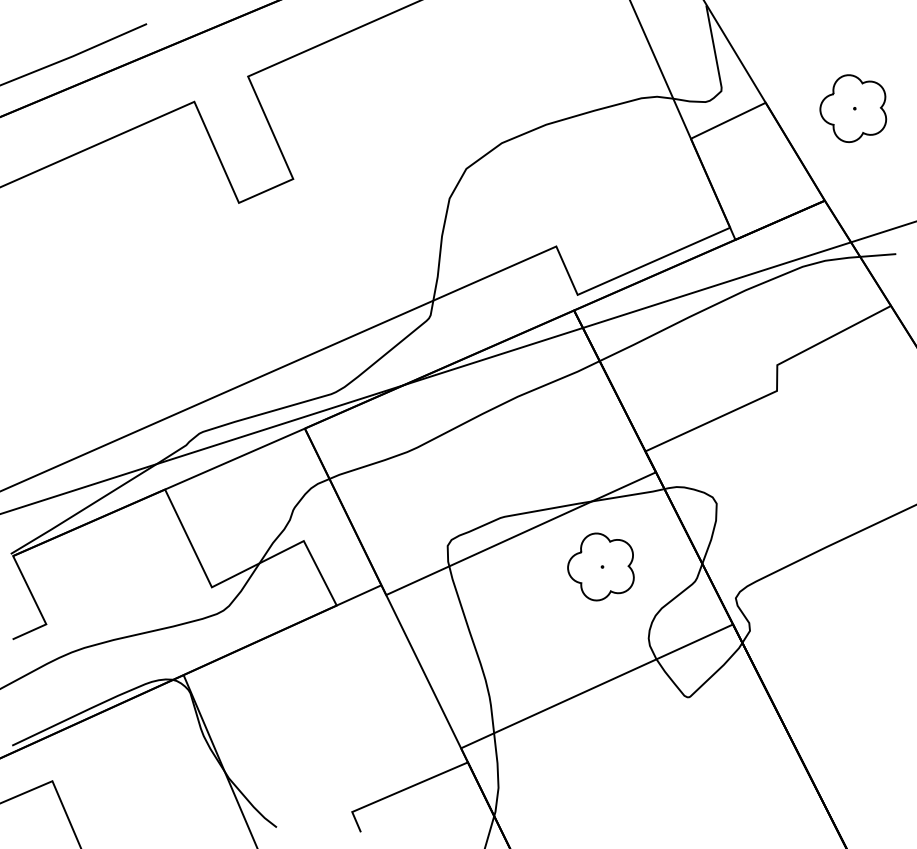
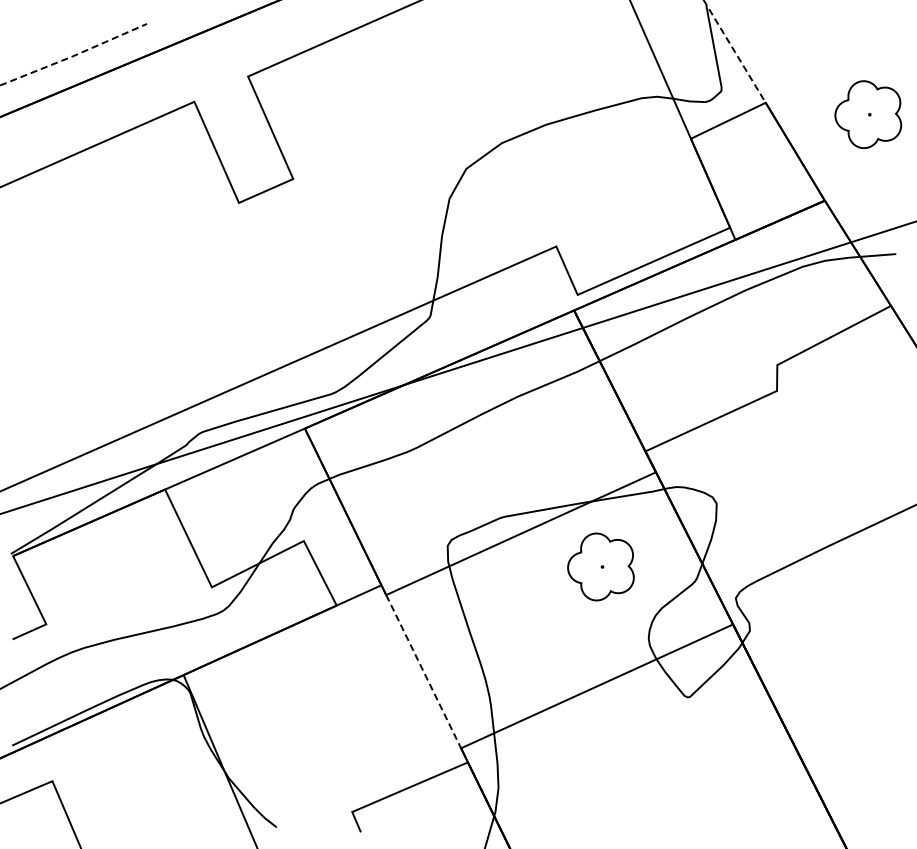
line: solid -> dashed (734, 51)
line: solid -> dashed (73, 55)
part position: (853, 108) -> (868, 114) (868, 114)
line: solid -> dashed (423, 672)
